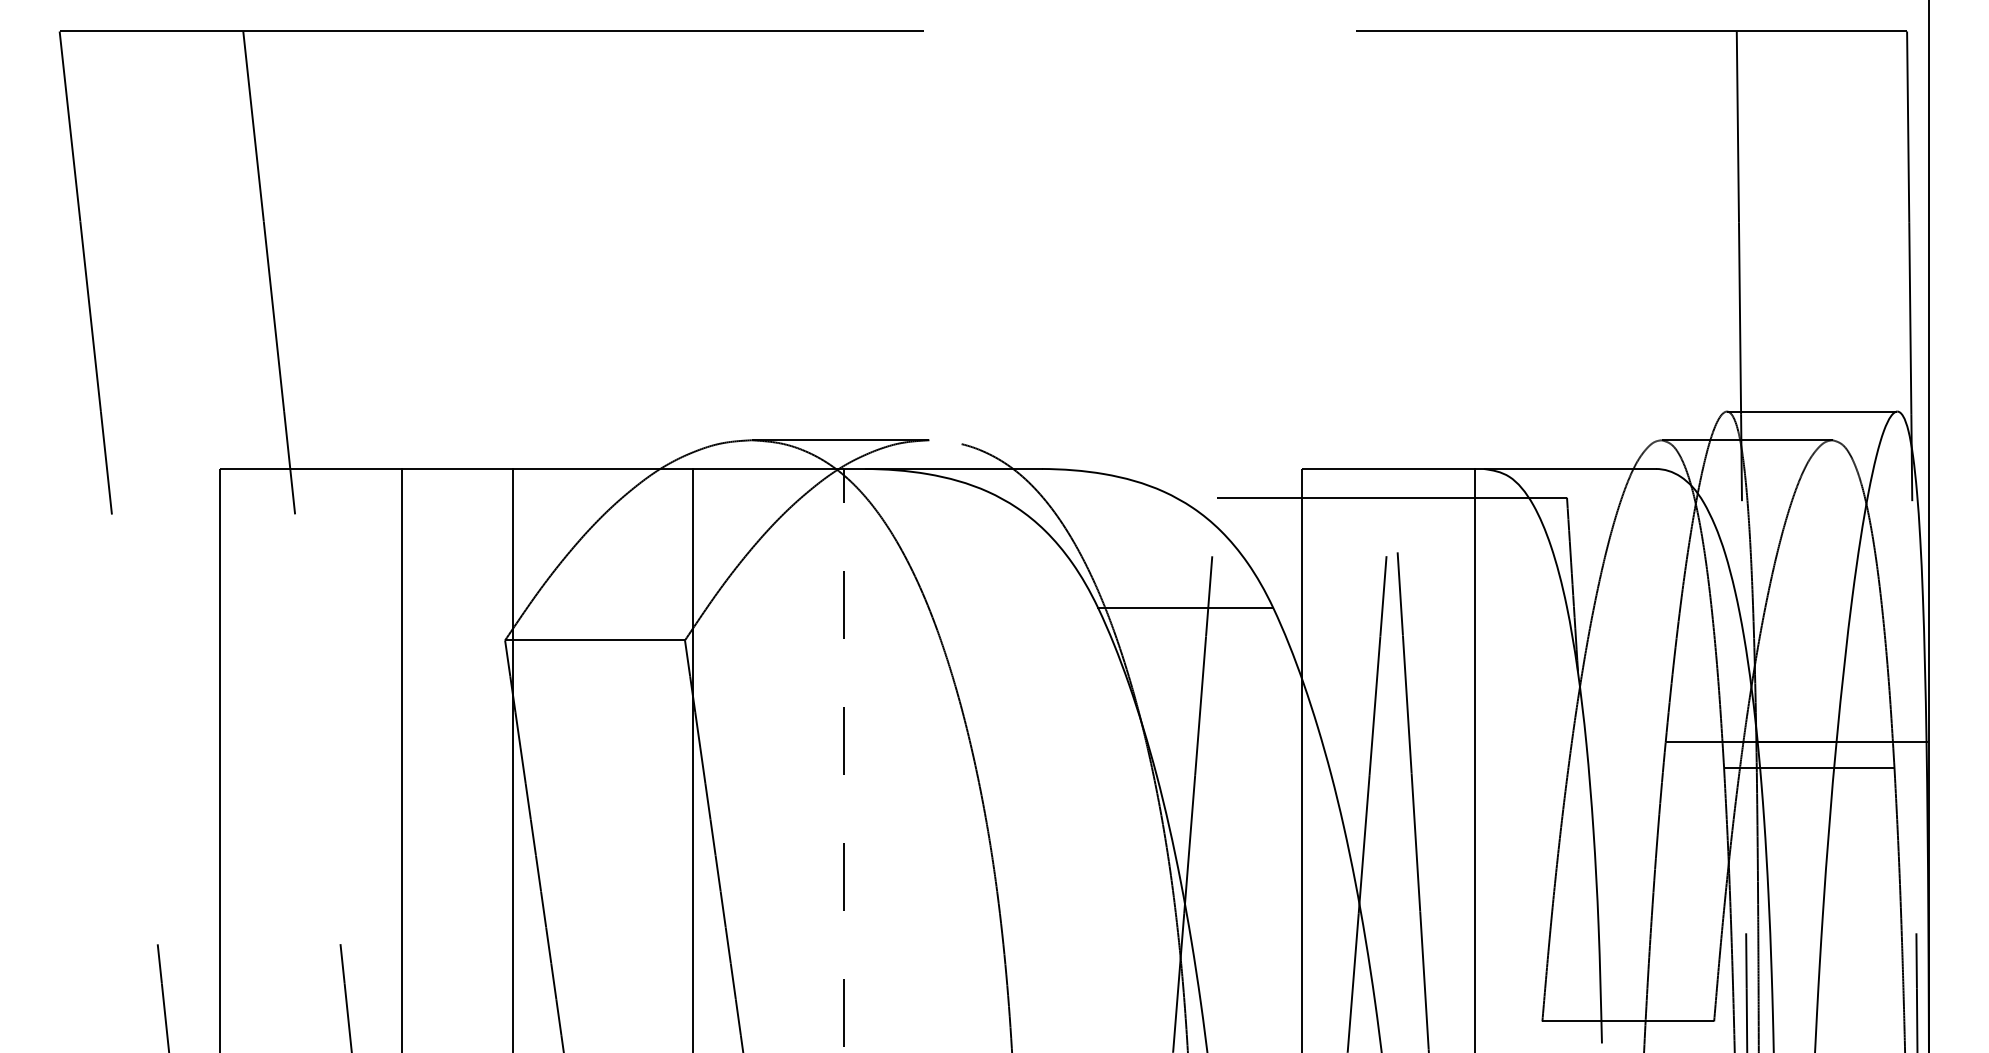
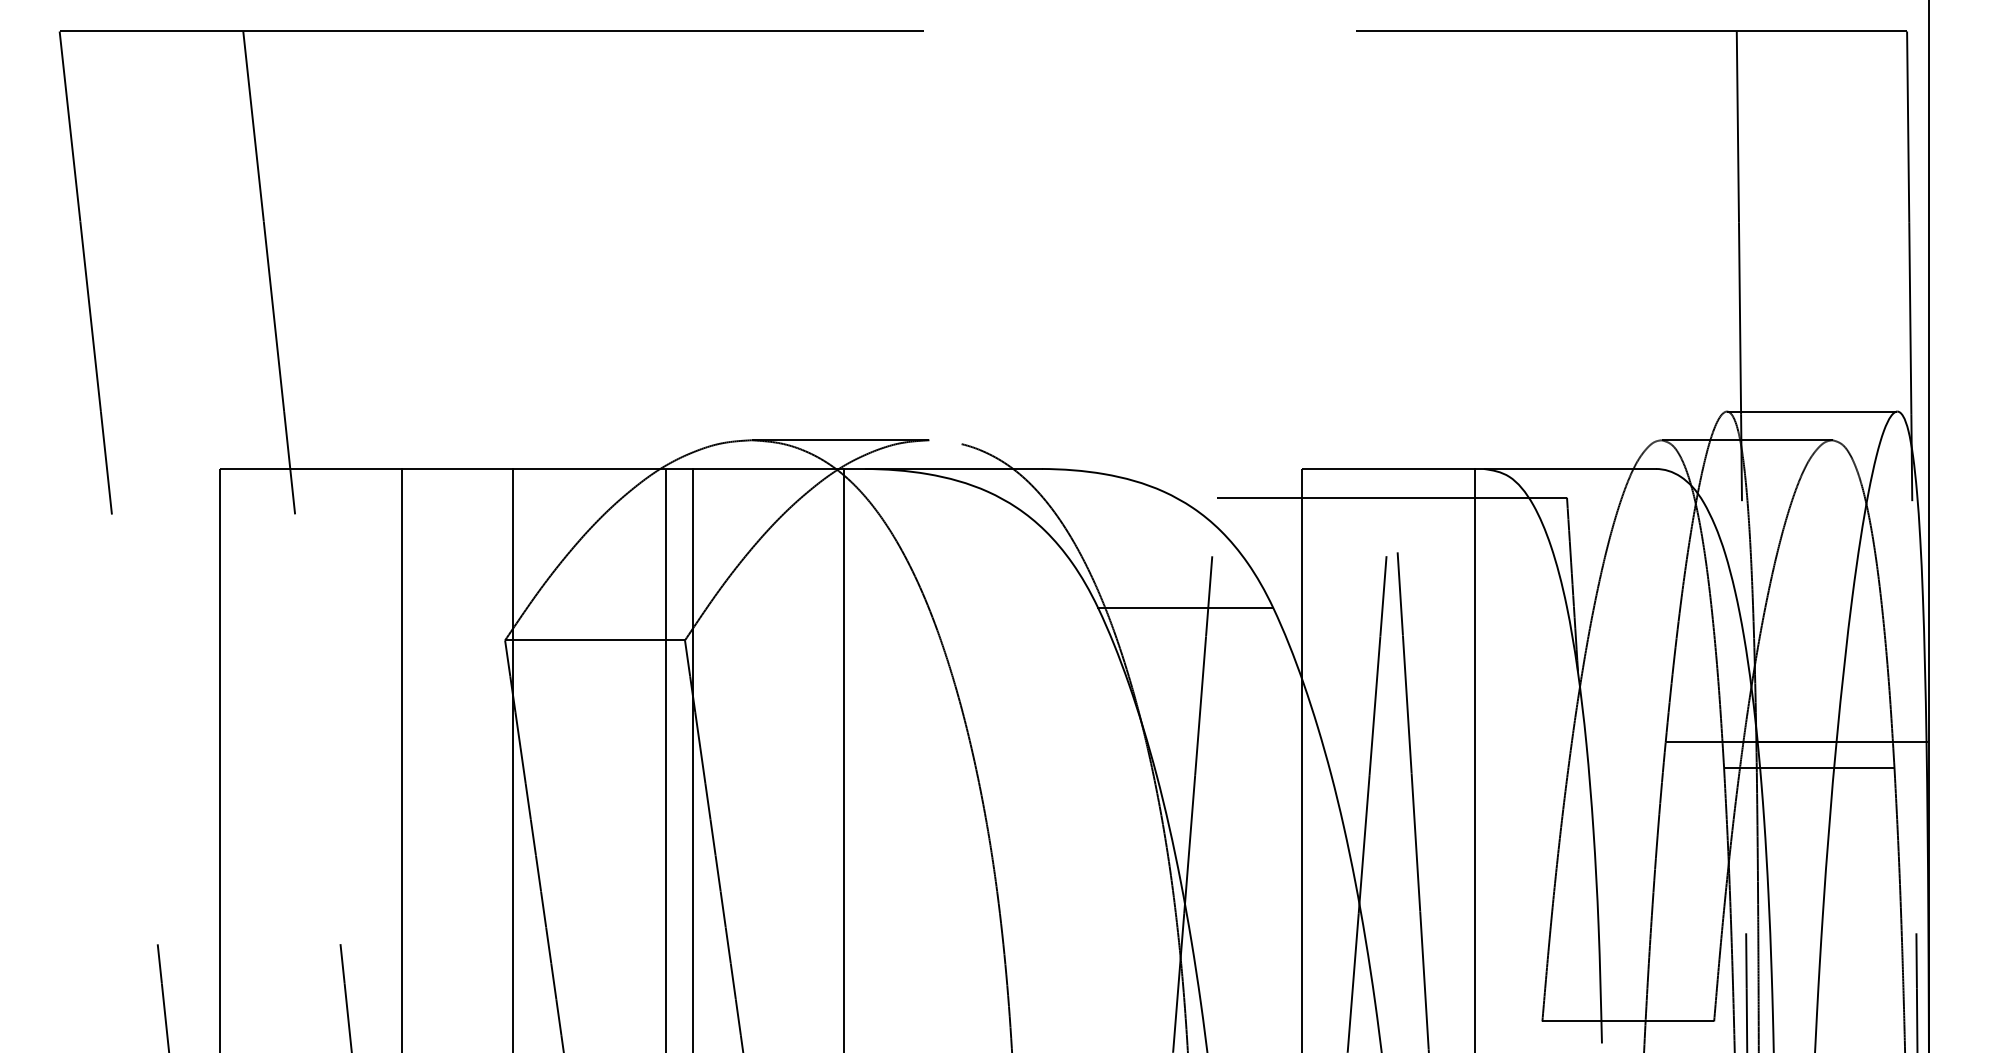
line: none -> present (665, 758)
line: dashed -> solid (844, 760)
